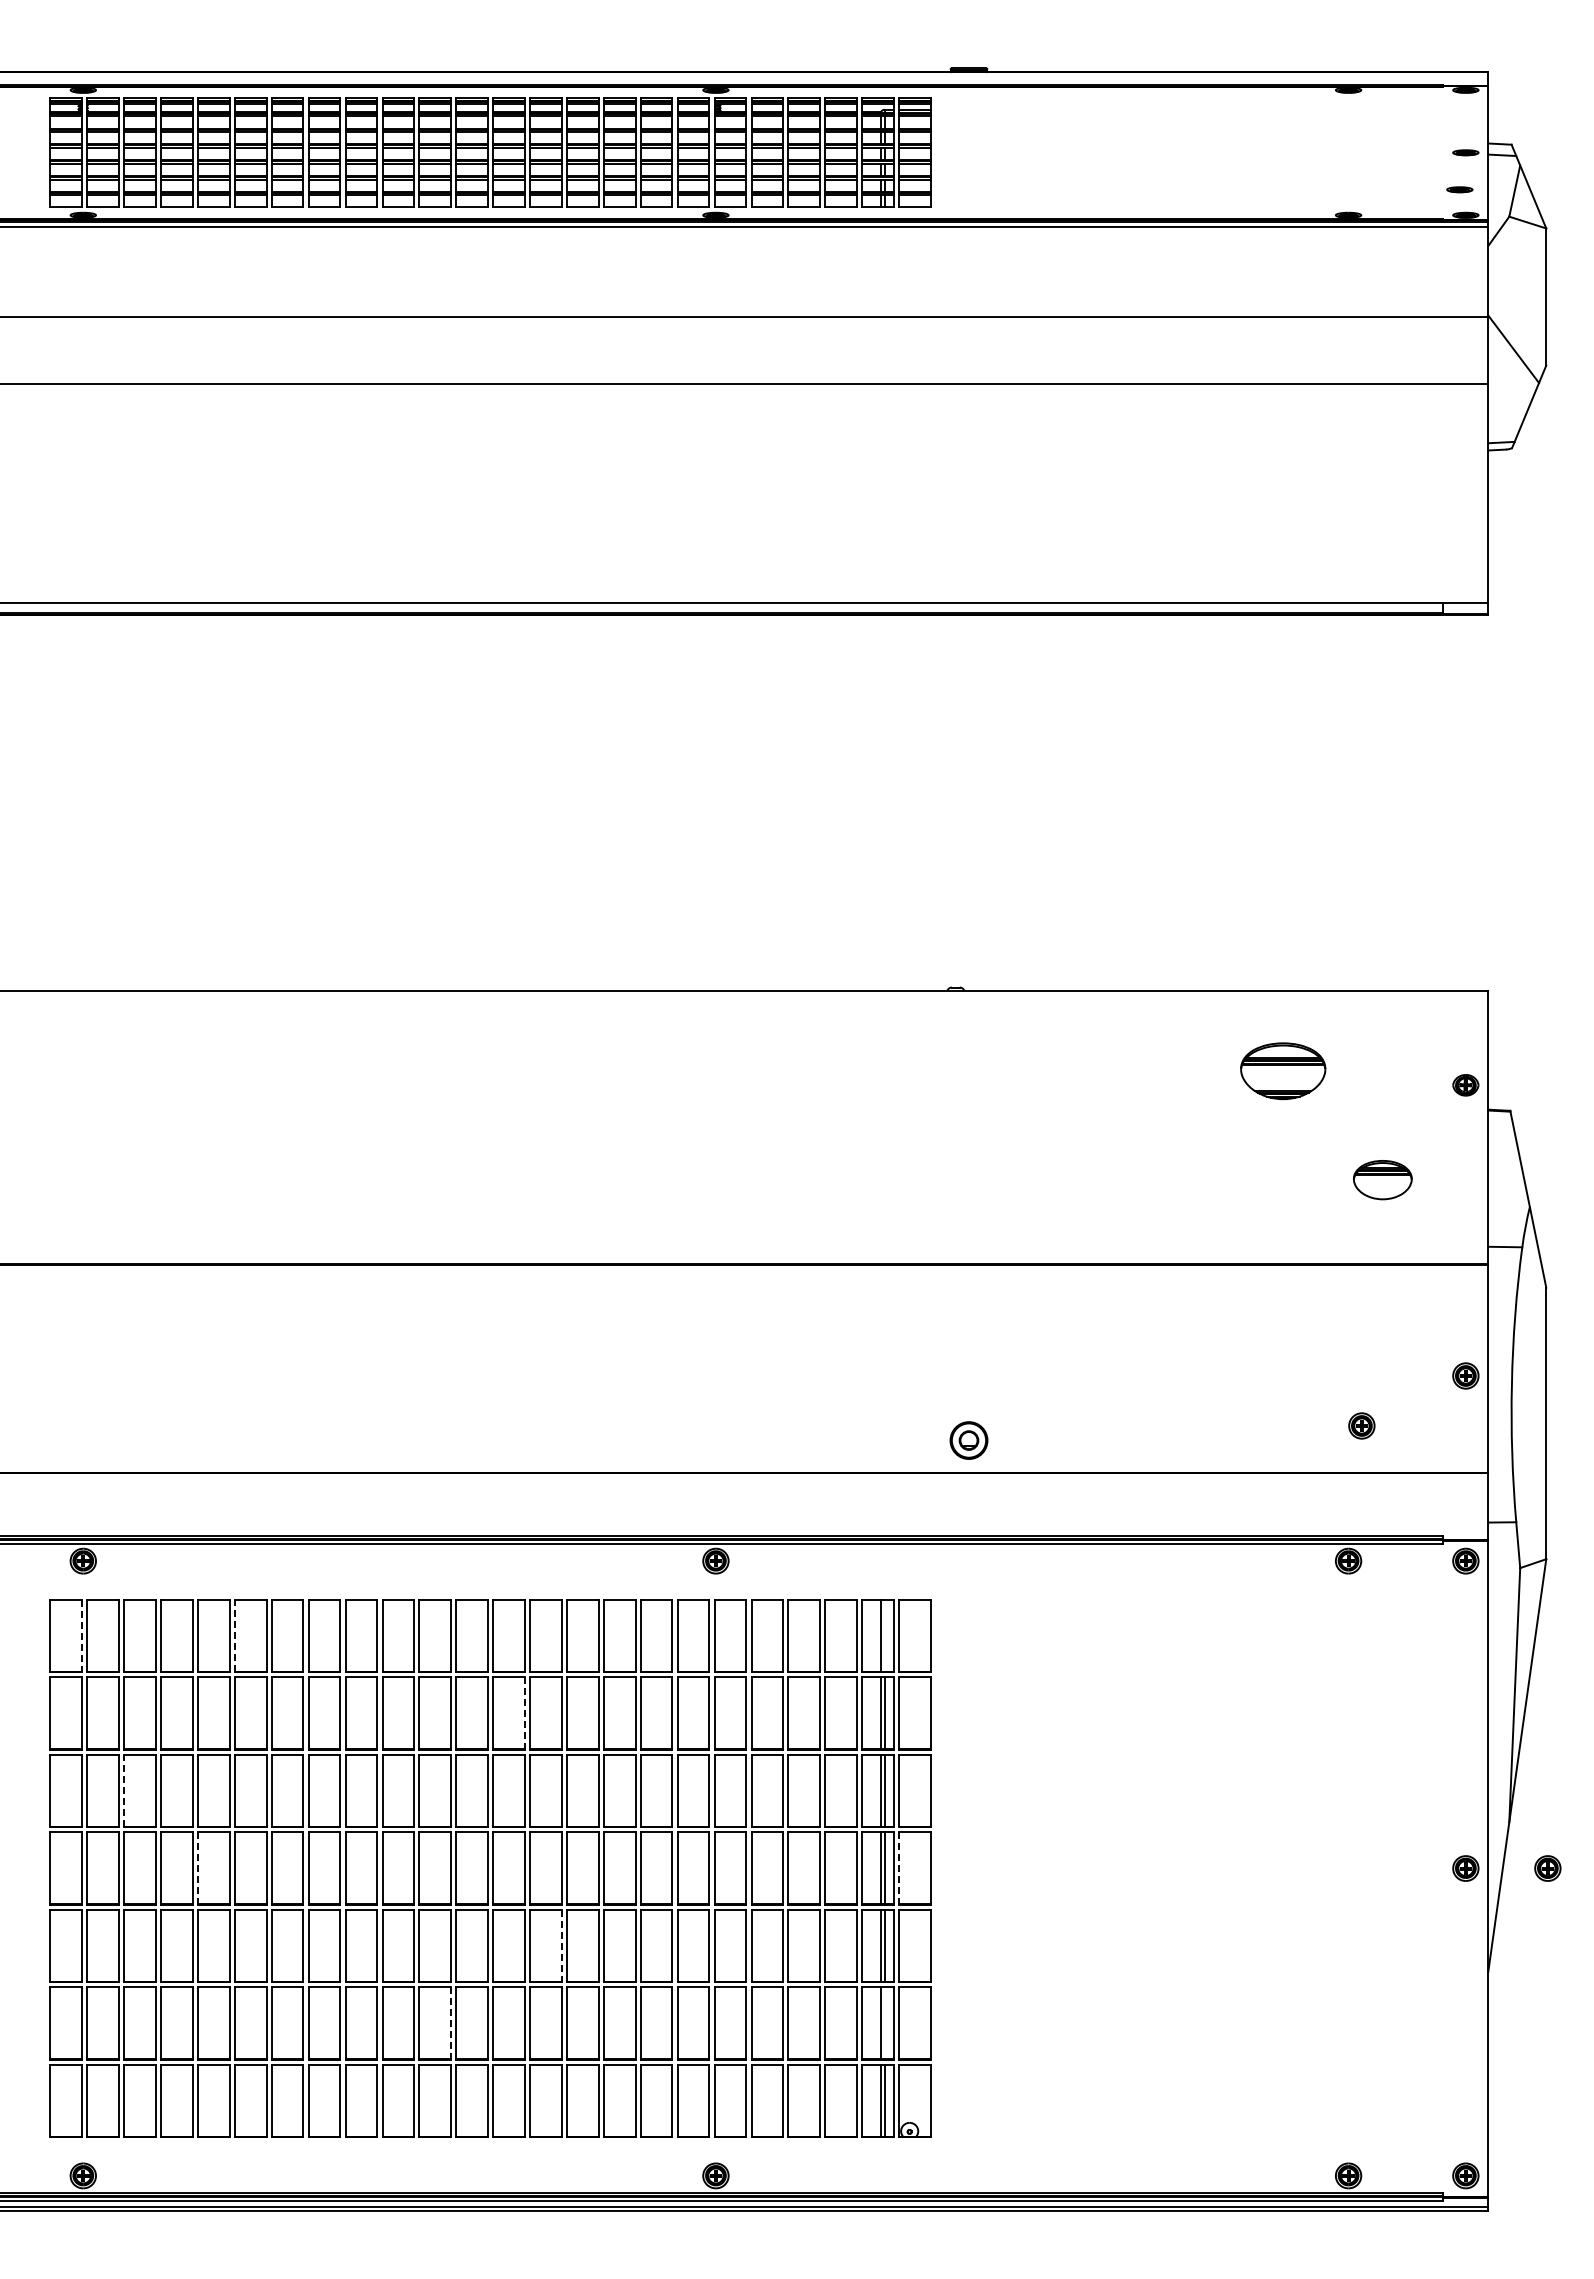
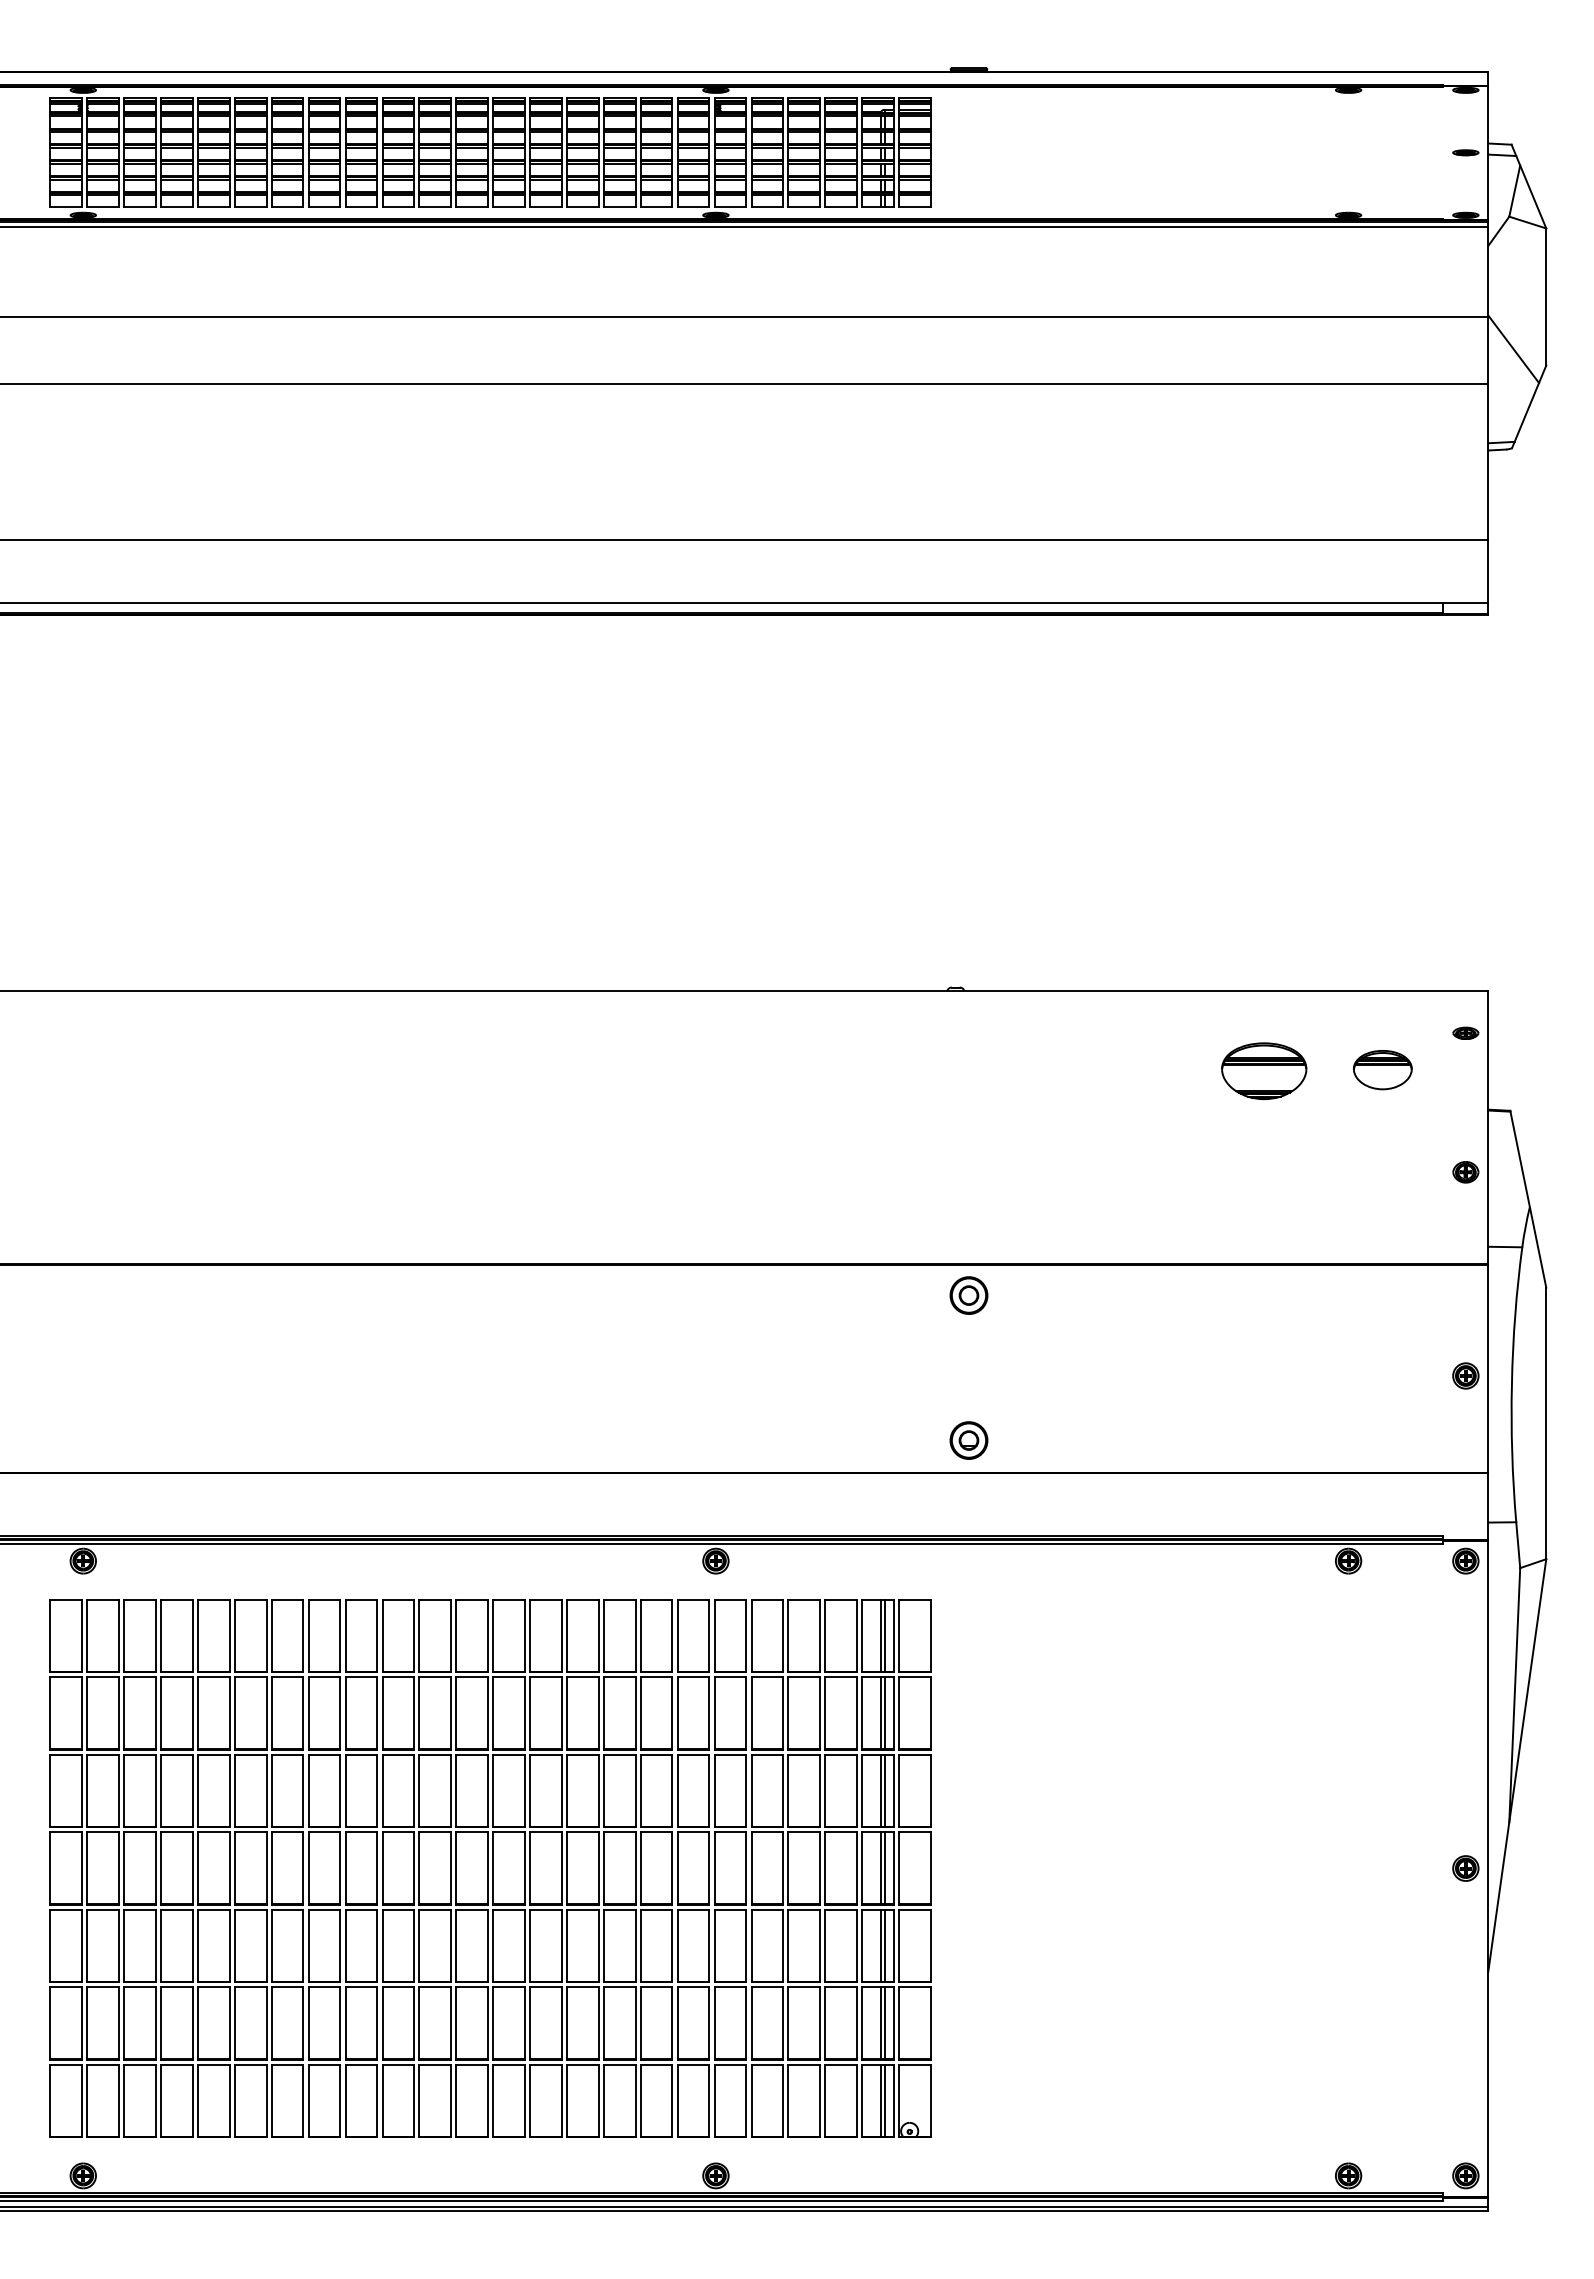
part: present -> none (1459, 189)
line: none -> present (745, 540)
part: none -> present (1465, 1032)
part position: (1283, 1071) -> (1264, 1071) (1264, 1071)
part position: (1465, 1085) -> (1465, 1172) (1465, 1172)
part position: (1382, 1180) -> (1382, 1070) (1382, 1070)
part: none -> present (968, 1295)
part: present -> none (1361, 1425)
line: dashed -> solid (234, 1635)
line: none -> present (884, 1635)
line: dashed -> solid (82, 1636)
line: dashed -> solid (524, 1714)
line: dashed -> solid (124, 1790)
line: dashed -> solid (197, 1868)
line: dashed -> solid (899, 1868)
part: present -> none (1547, 1868)
line: dashed -> solid (561, 1946)
line: none -> present (884, 2023)
line: dashed -> solid (451, 2024)
